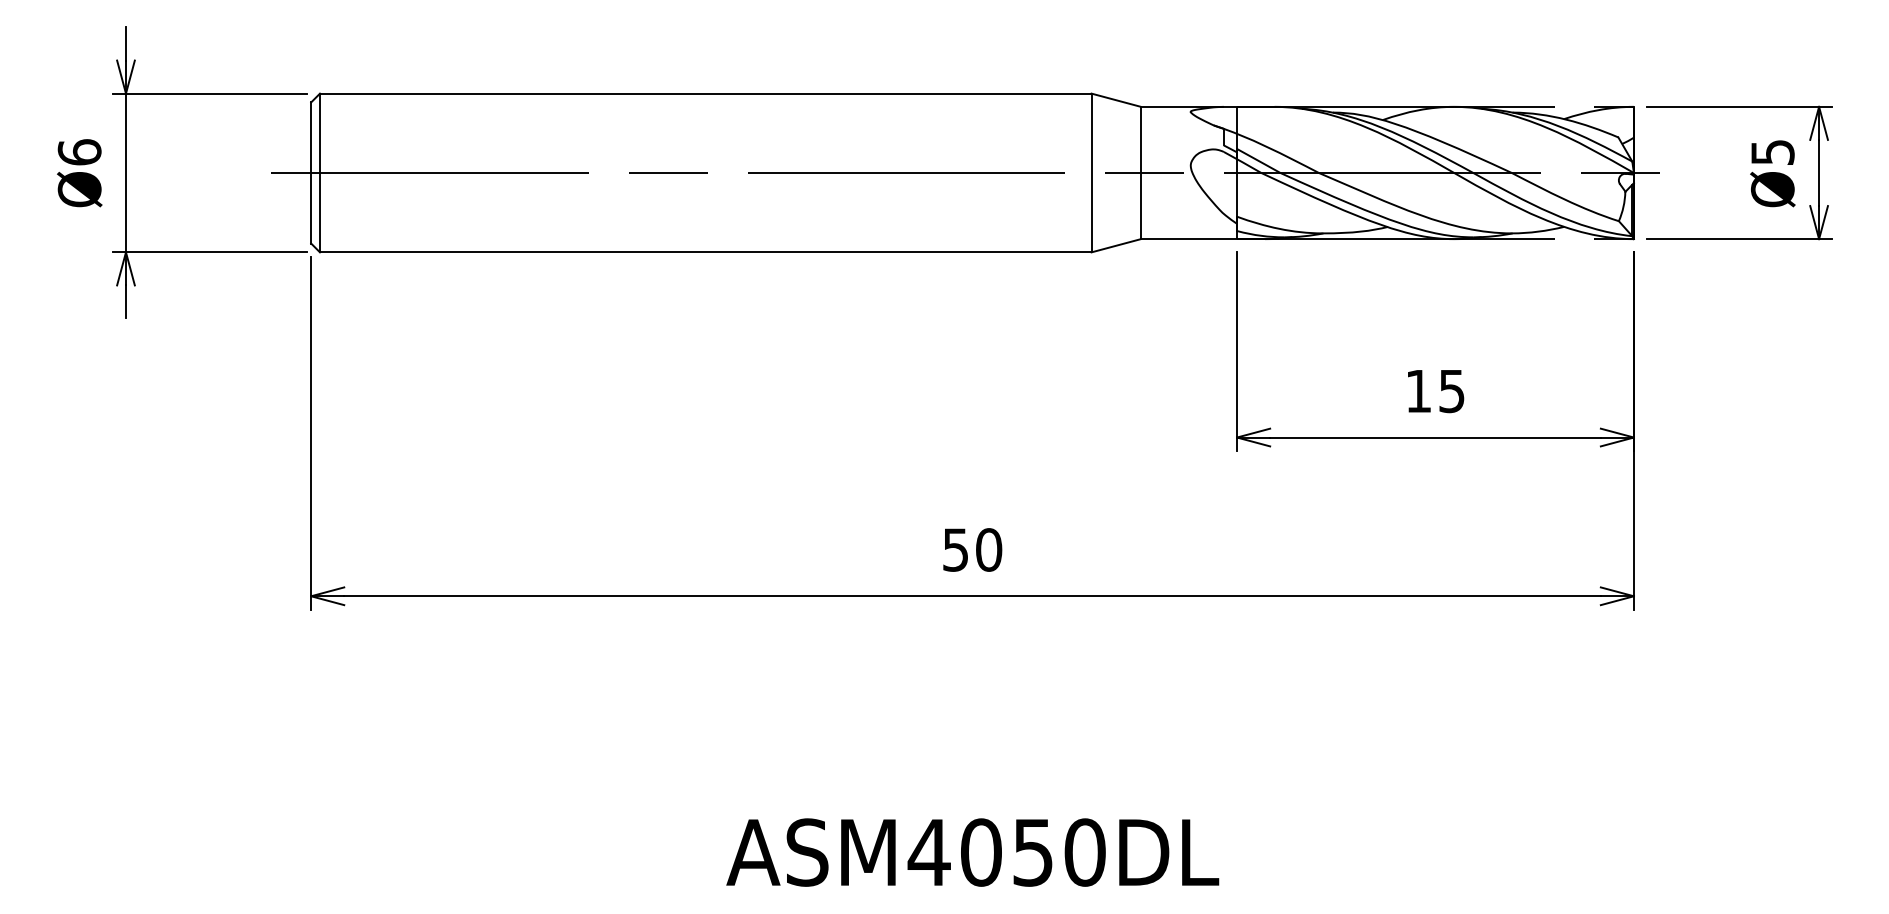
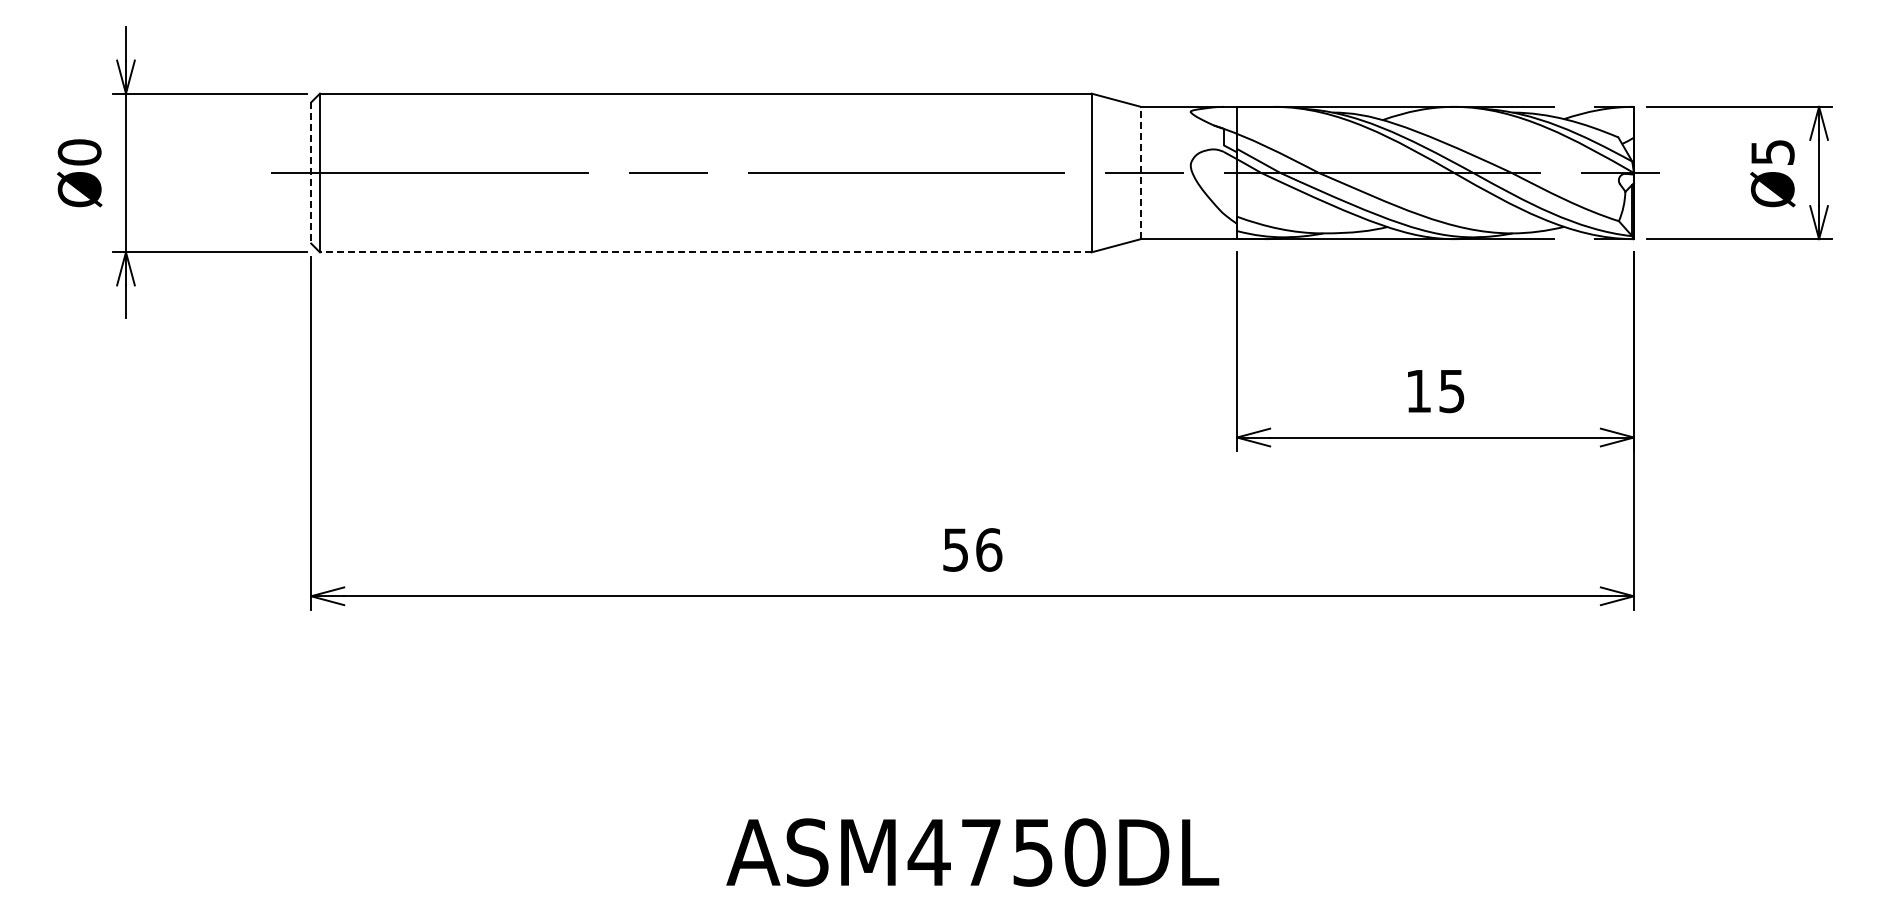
text: Ø6 -> Ø0 (79, 152)
line: solid -> dashed (1140, 172)
line: solid -> dashed (311, 173)
line: solid -> dashed (705, 252)
text: 50 -> 56 (989, 549)
text: ASM4050DL -> ASM4750DL (981, 852)
